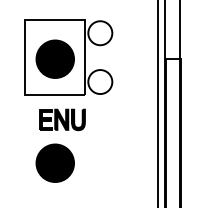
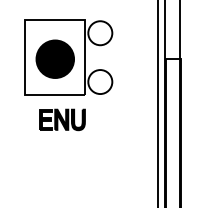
part: present -> none (54, 162)
